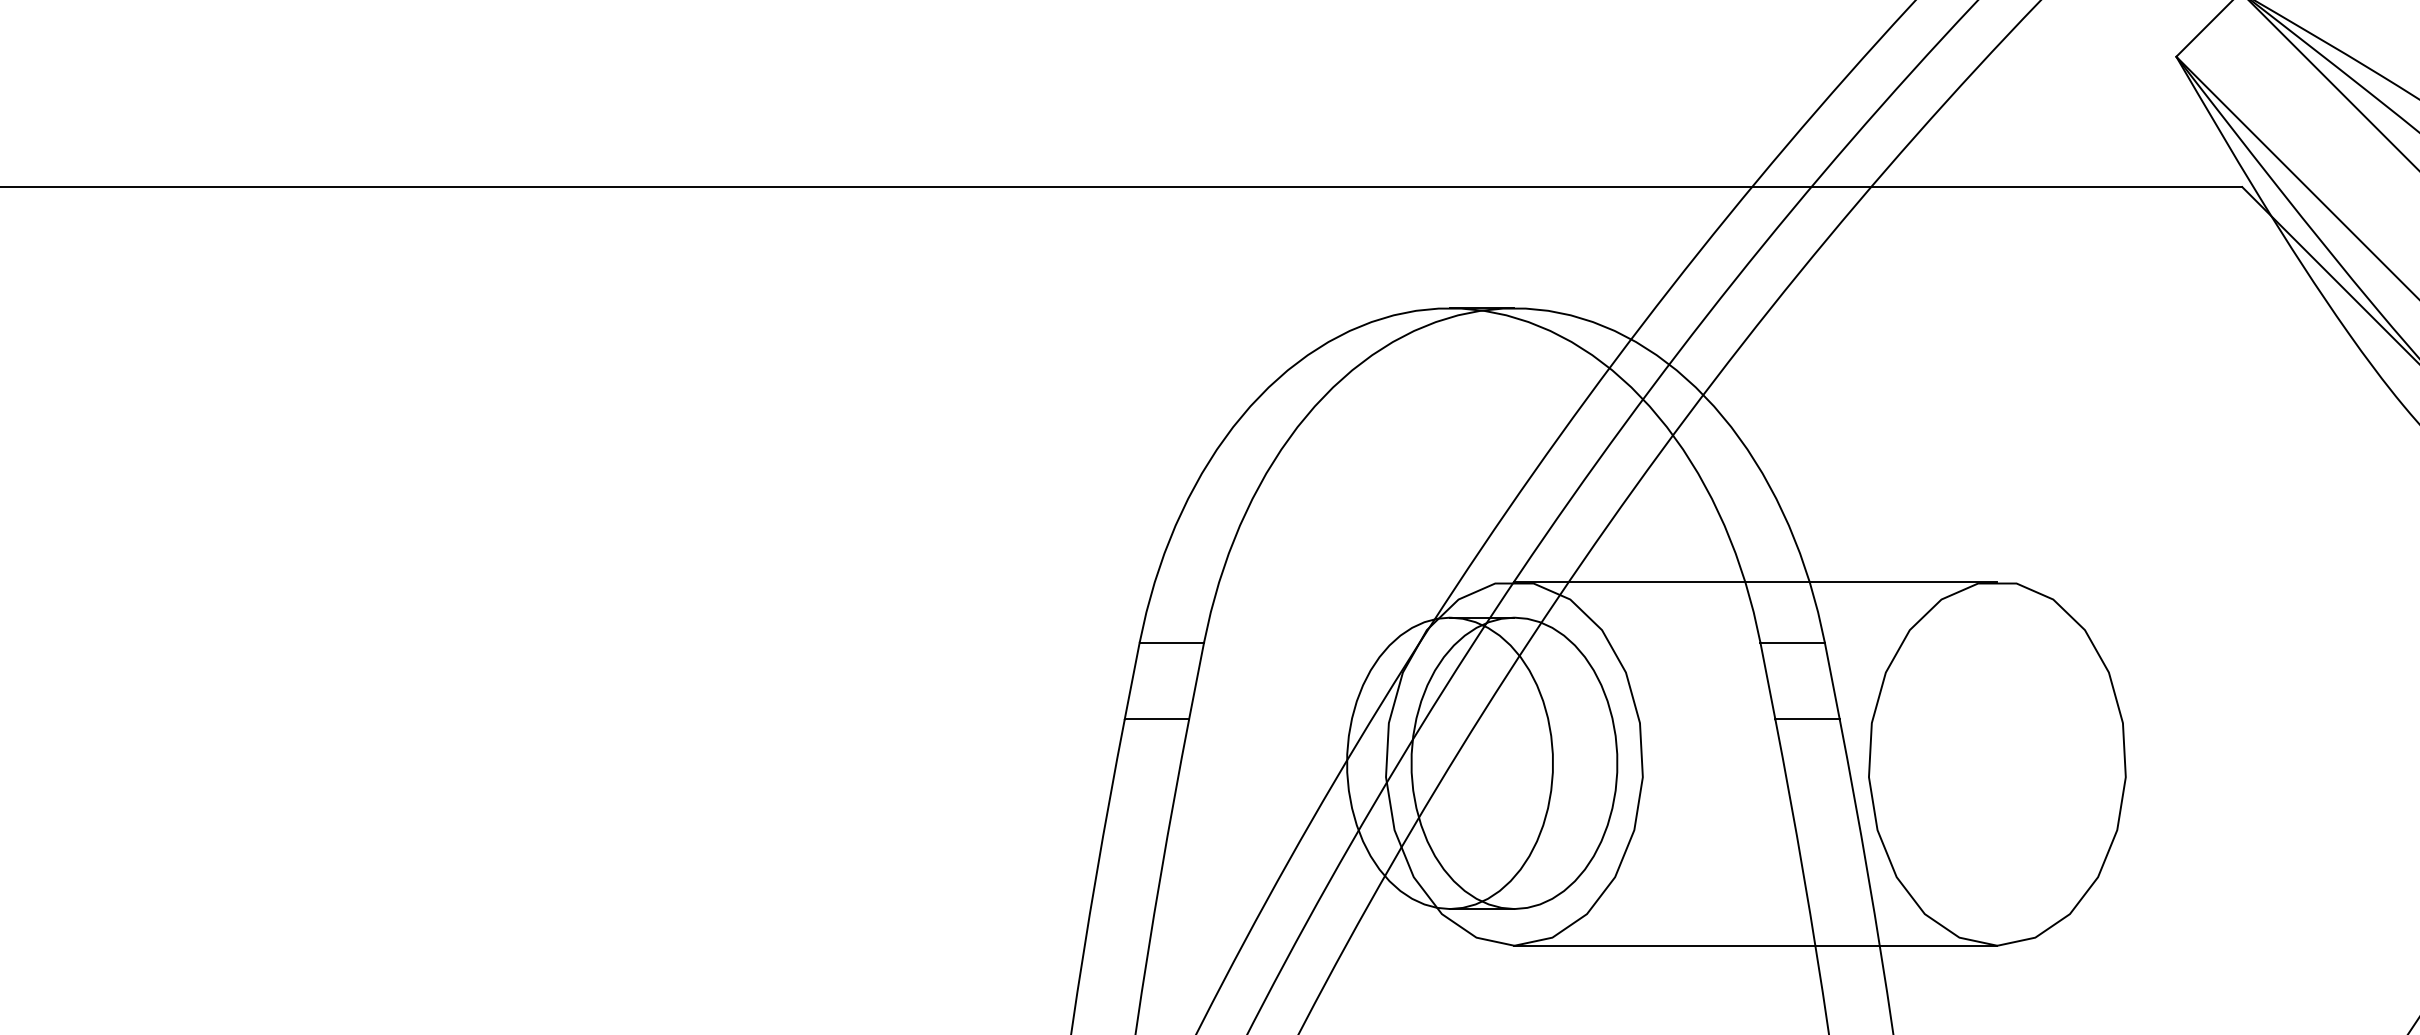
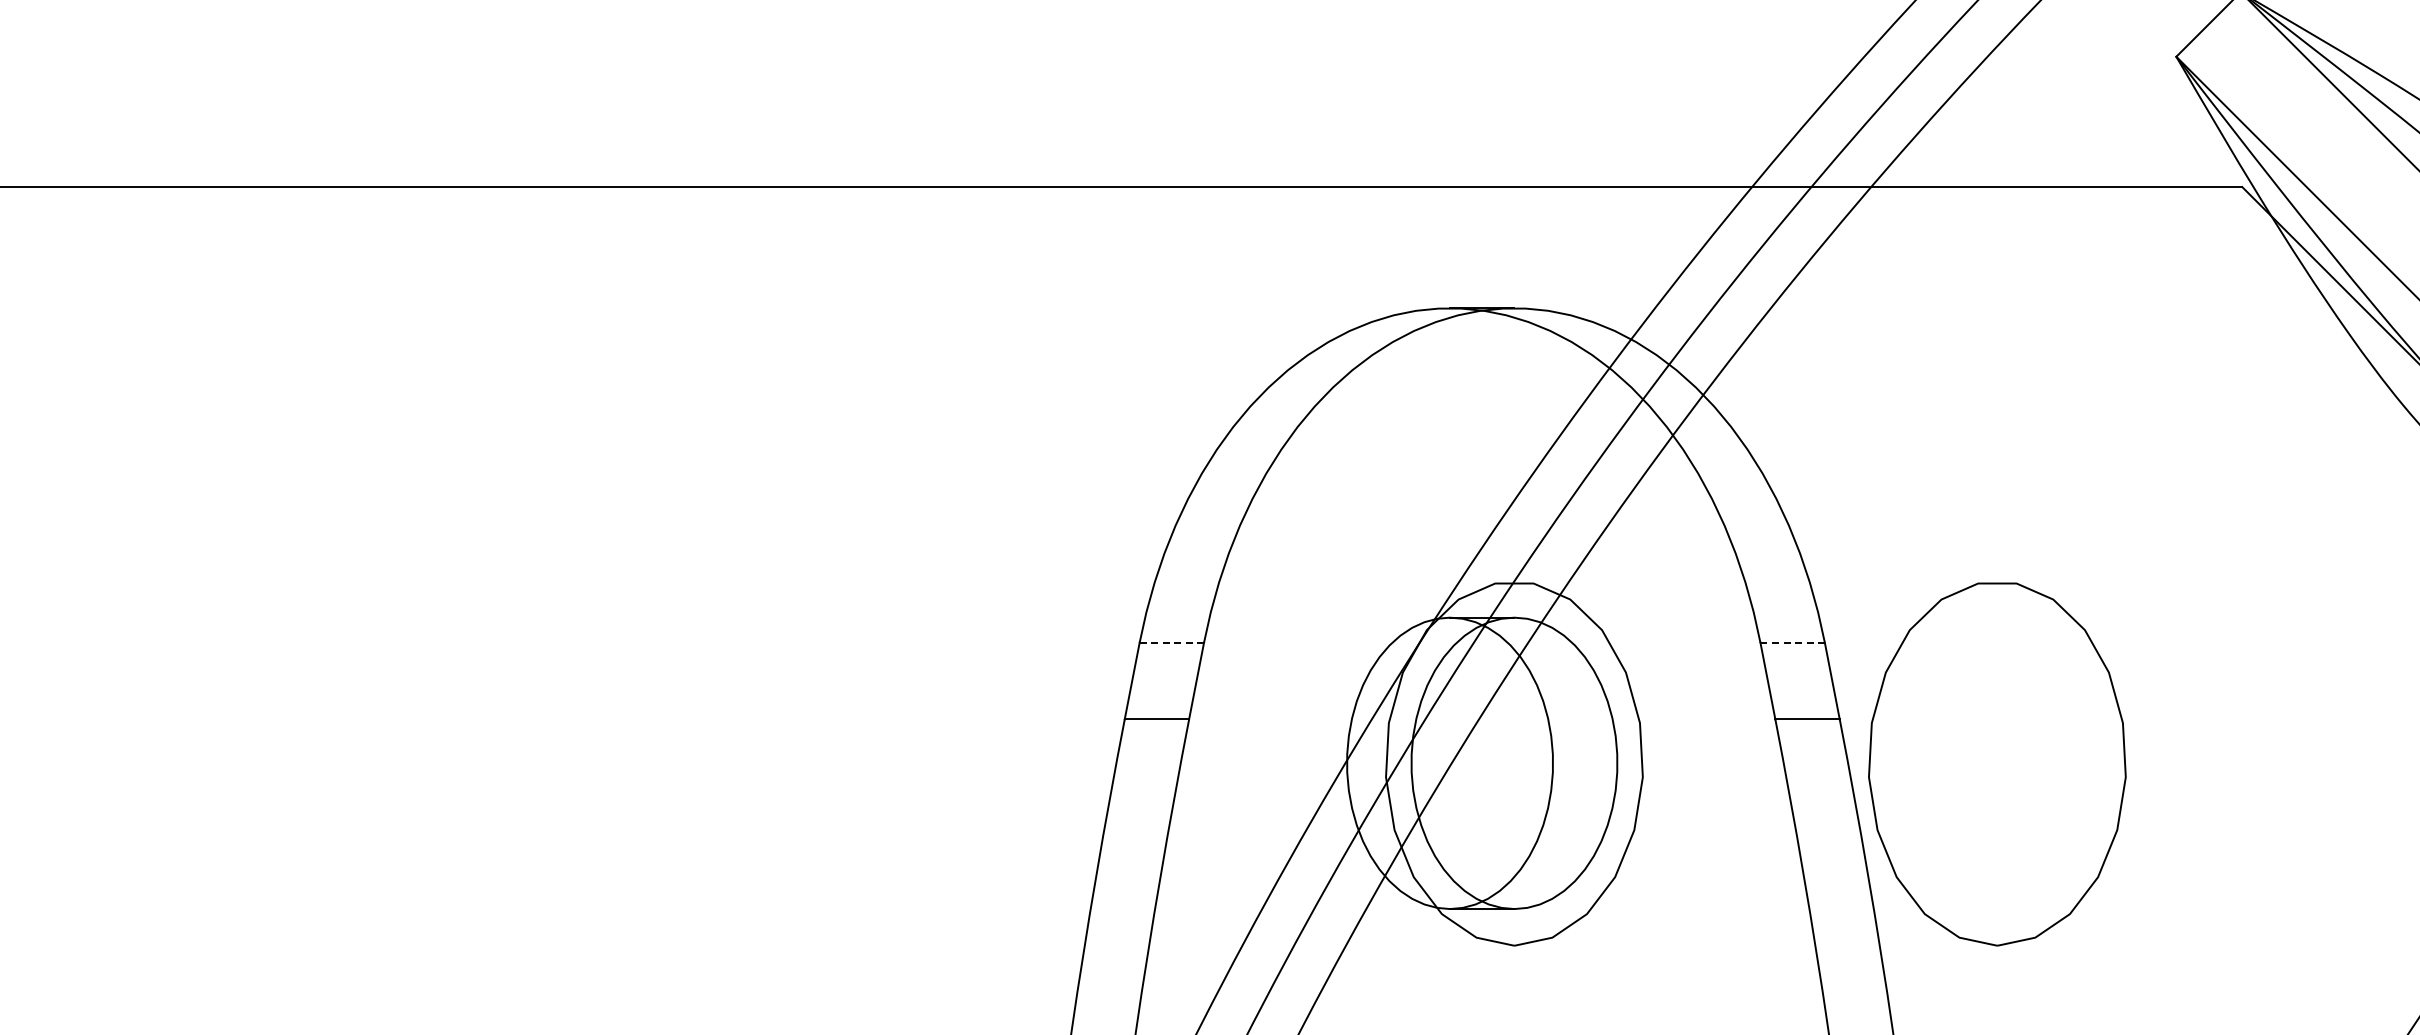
line: present -> none (1755, 581)
line: solid -> dashed (1172, 642)
line: solid -> dashed (1793, 642)
line: present -> none (1755, 945)
